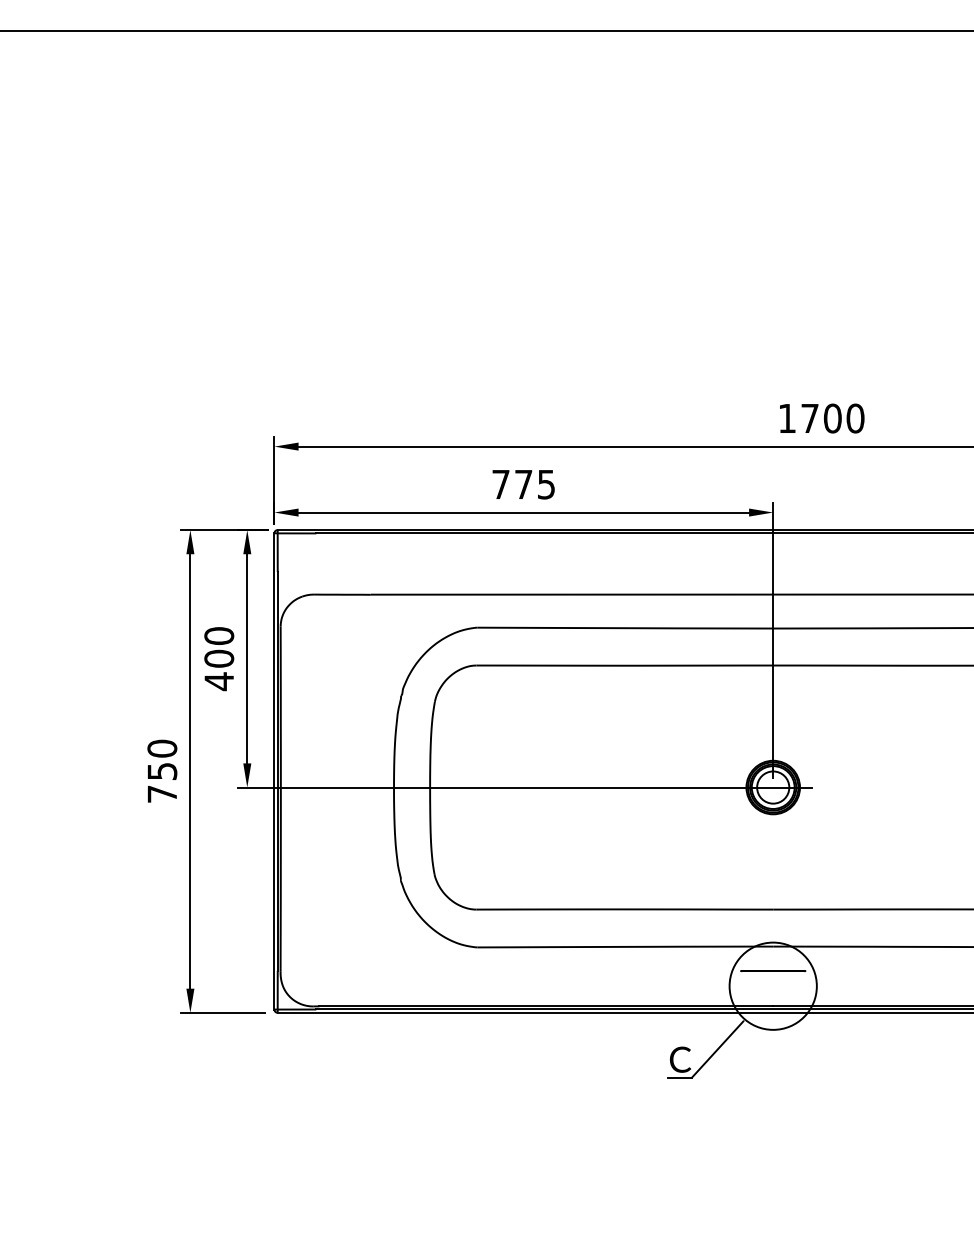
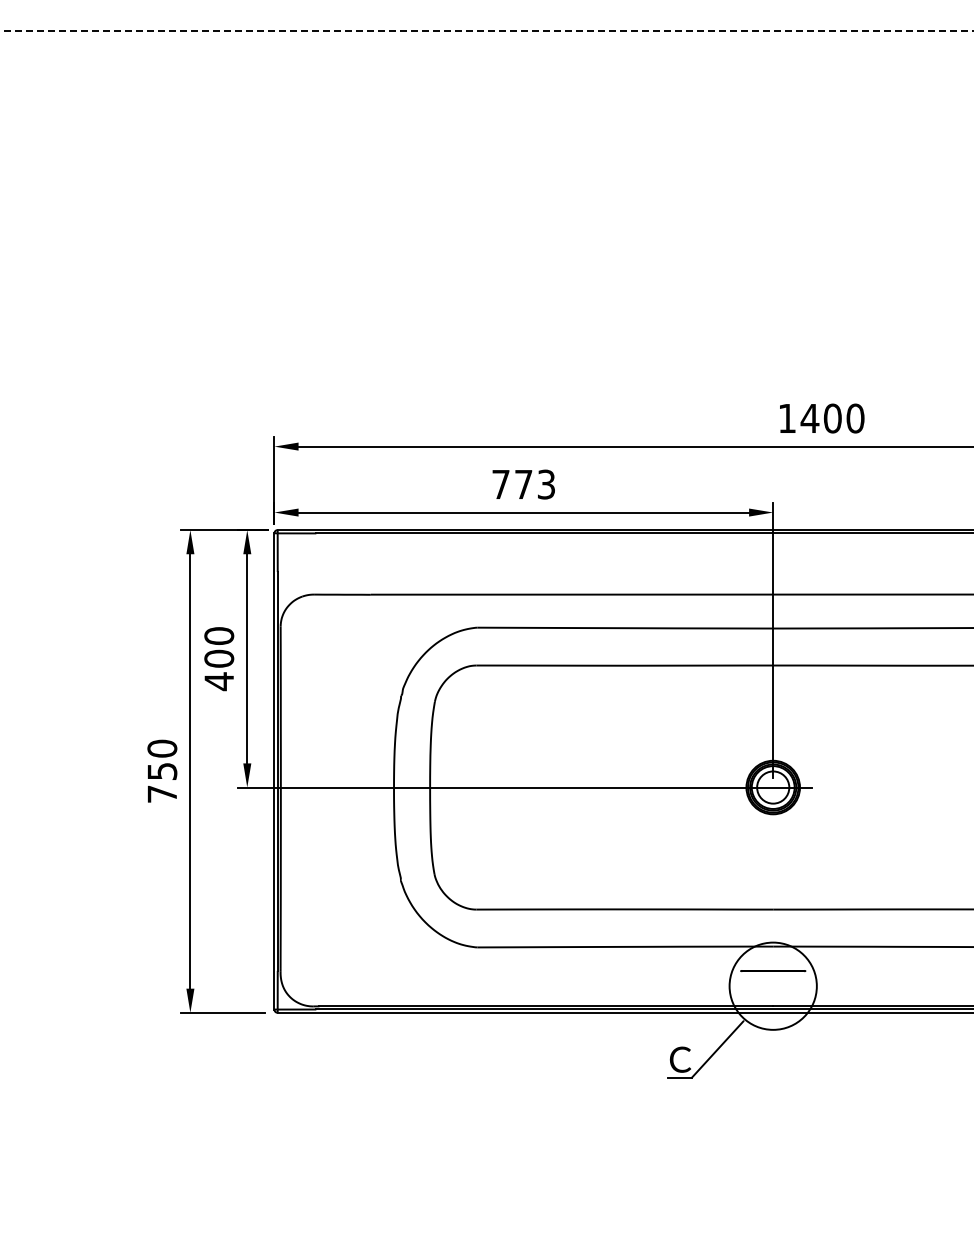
line: solid -> dashed (486, 30)
text: 1700 -> 1400 (809, 418)
text: 775 -> 773 (546, 483)
